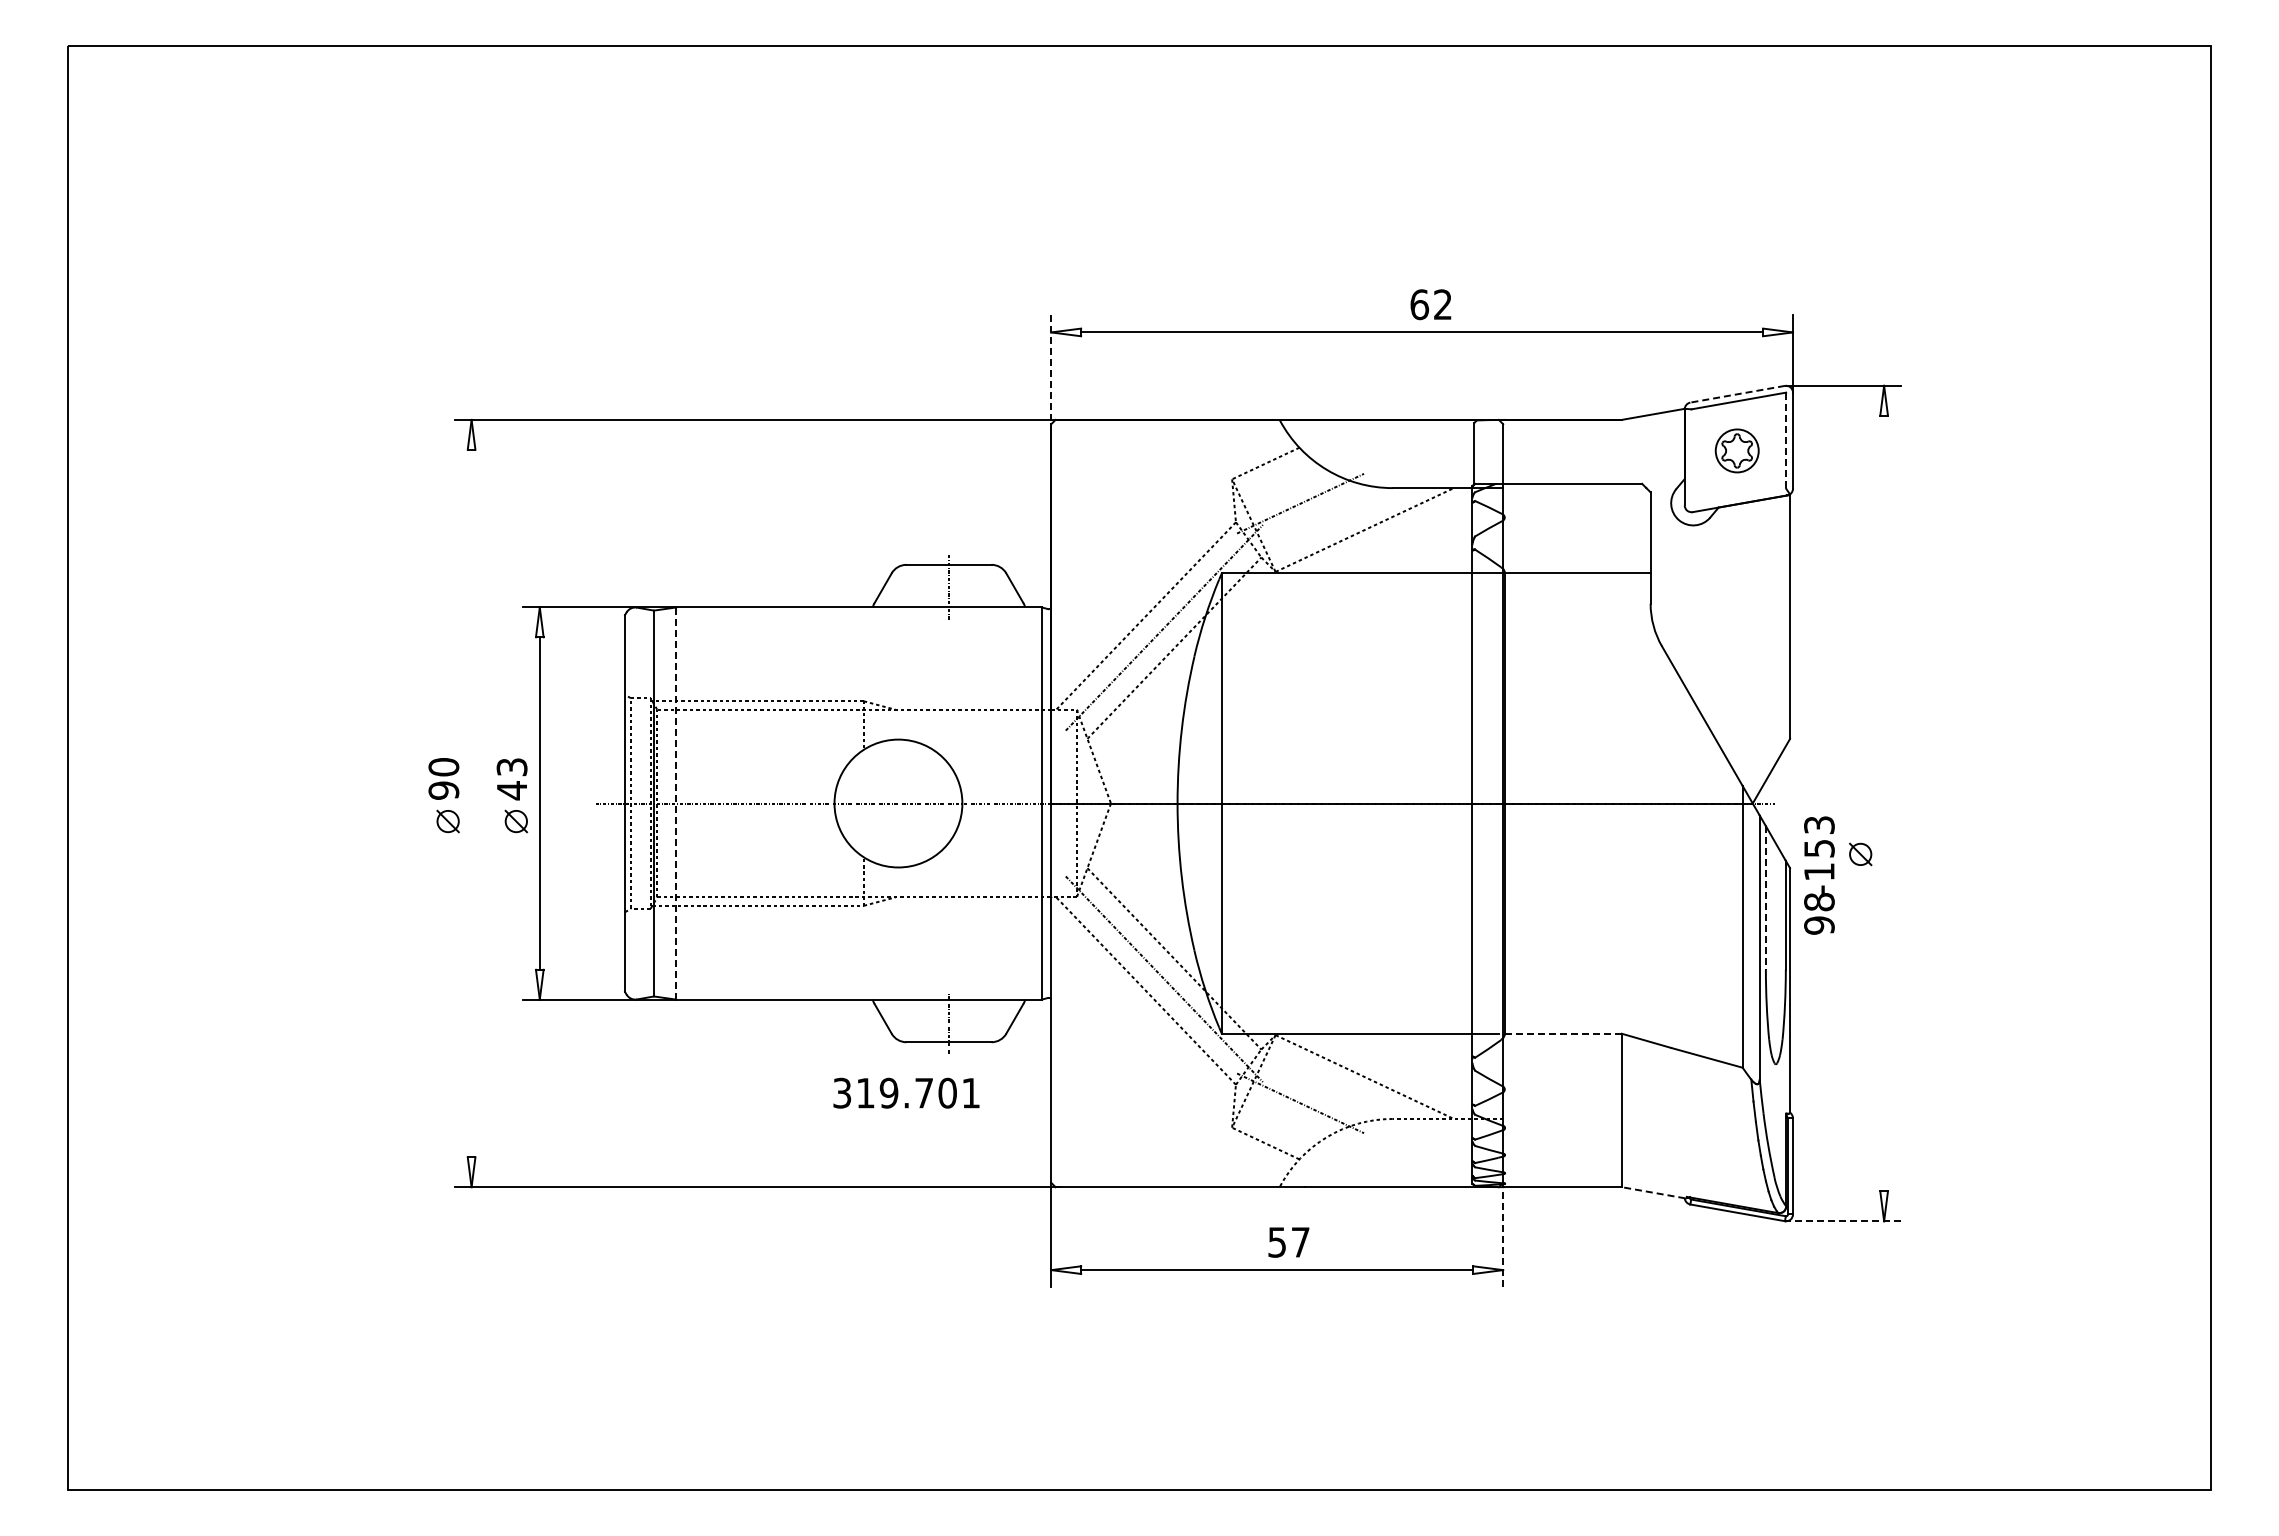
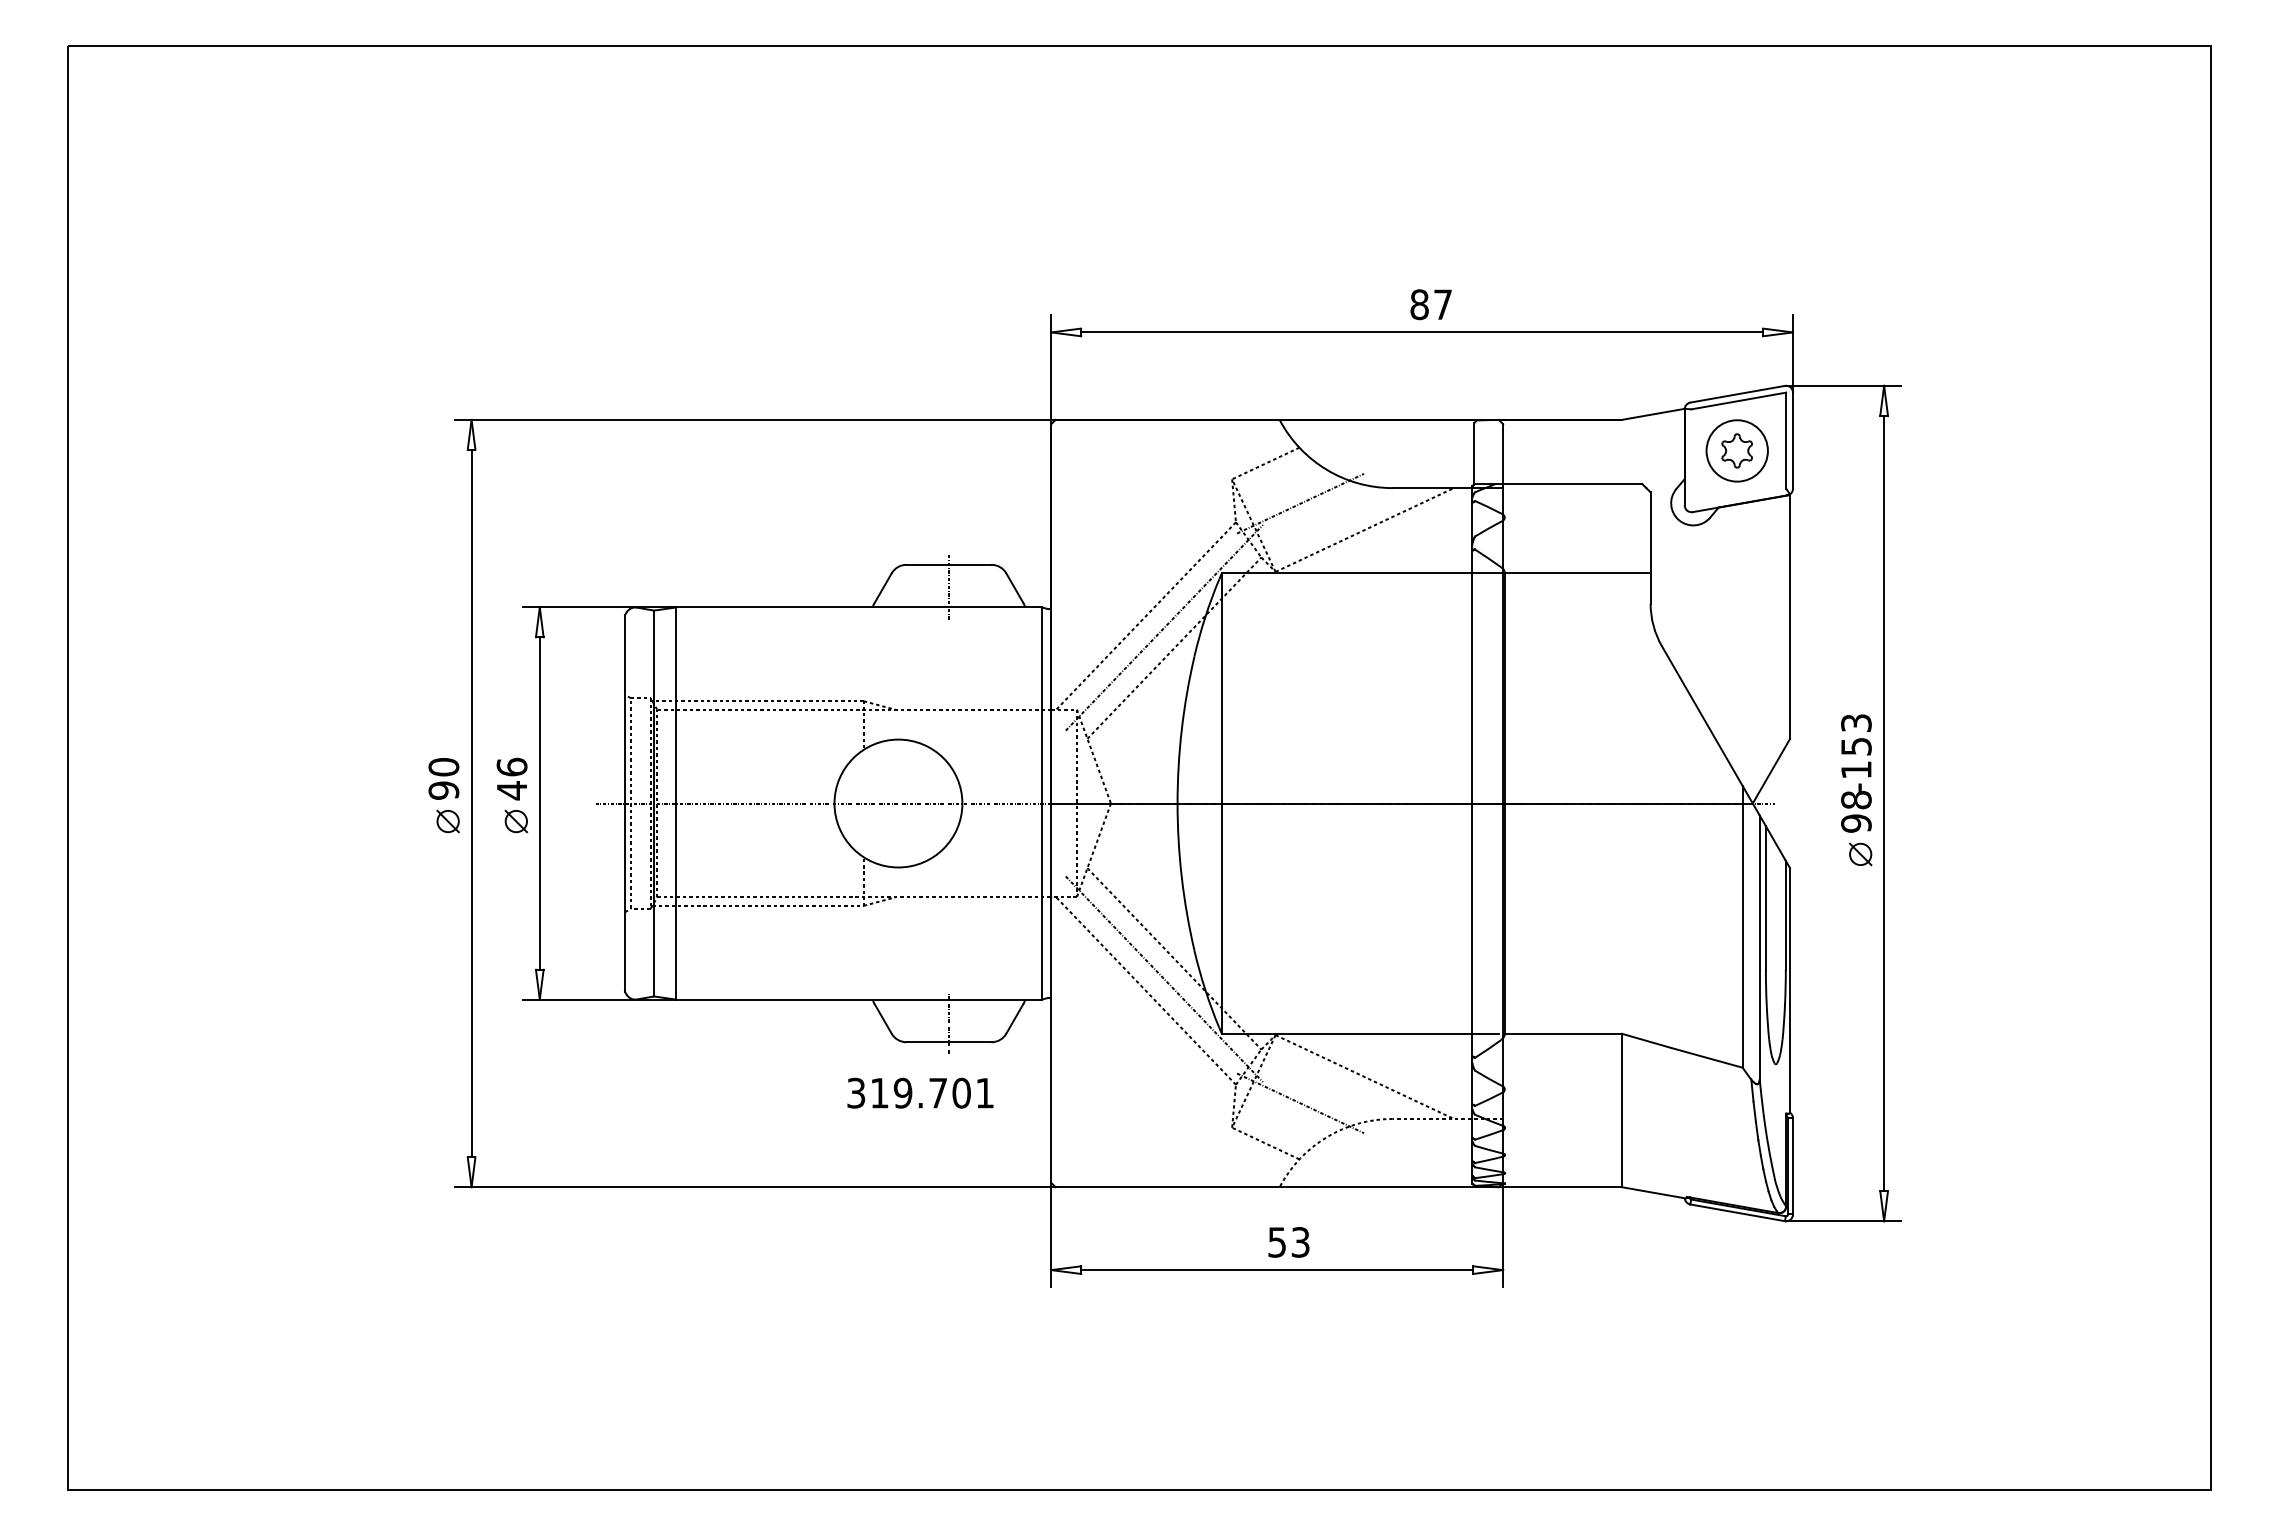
text: 62 -> 87 (1430, 304)
line: dashed -> solid (1051, 370)
line: dashed -> solid (1737, 394)
line: dashed -> solid (1786, 441)
circle diameter: 43 px -> 61 px (1736, 450)
text: 43 -> 46 (511, 766)
line: none -> present (471, 803)
line: dashed -> solid (676, 803)
line: none -> present (1884, 803)
text position: (1819, 875) -> (1856, 773) (1856, 773)
line: dashed -> solid (1765, 898)
line: dashed -> solid (1563, 1033)
text position: (906, 1092) -> (920, 1092) (920, 1092)
line: dashed -> solid (1653, 1192)
line: dashed -> solid (1843, 1221)
line: dashed -> solid (1503, 1234)
text: 57 -> 53 (1300, 1242)
